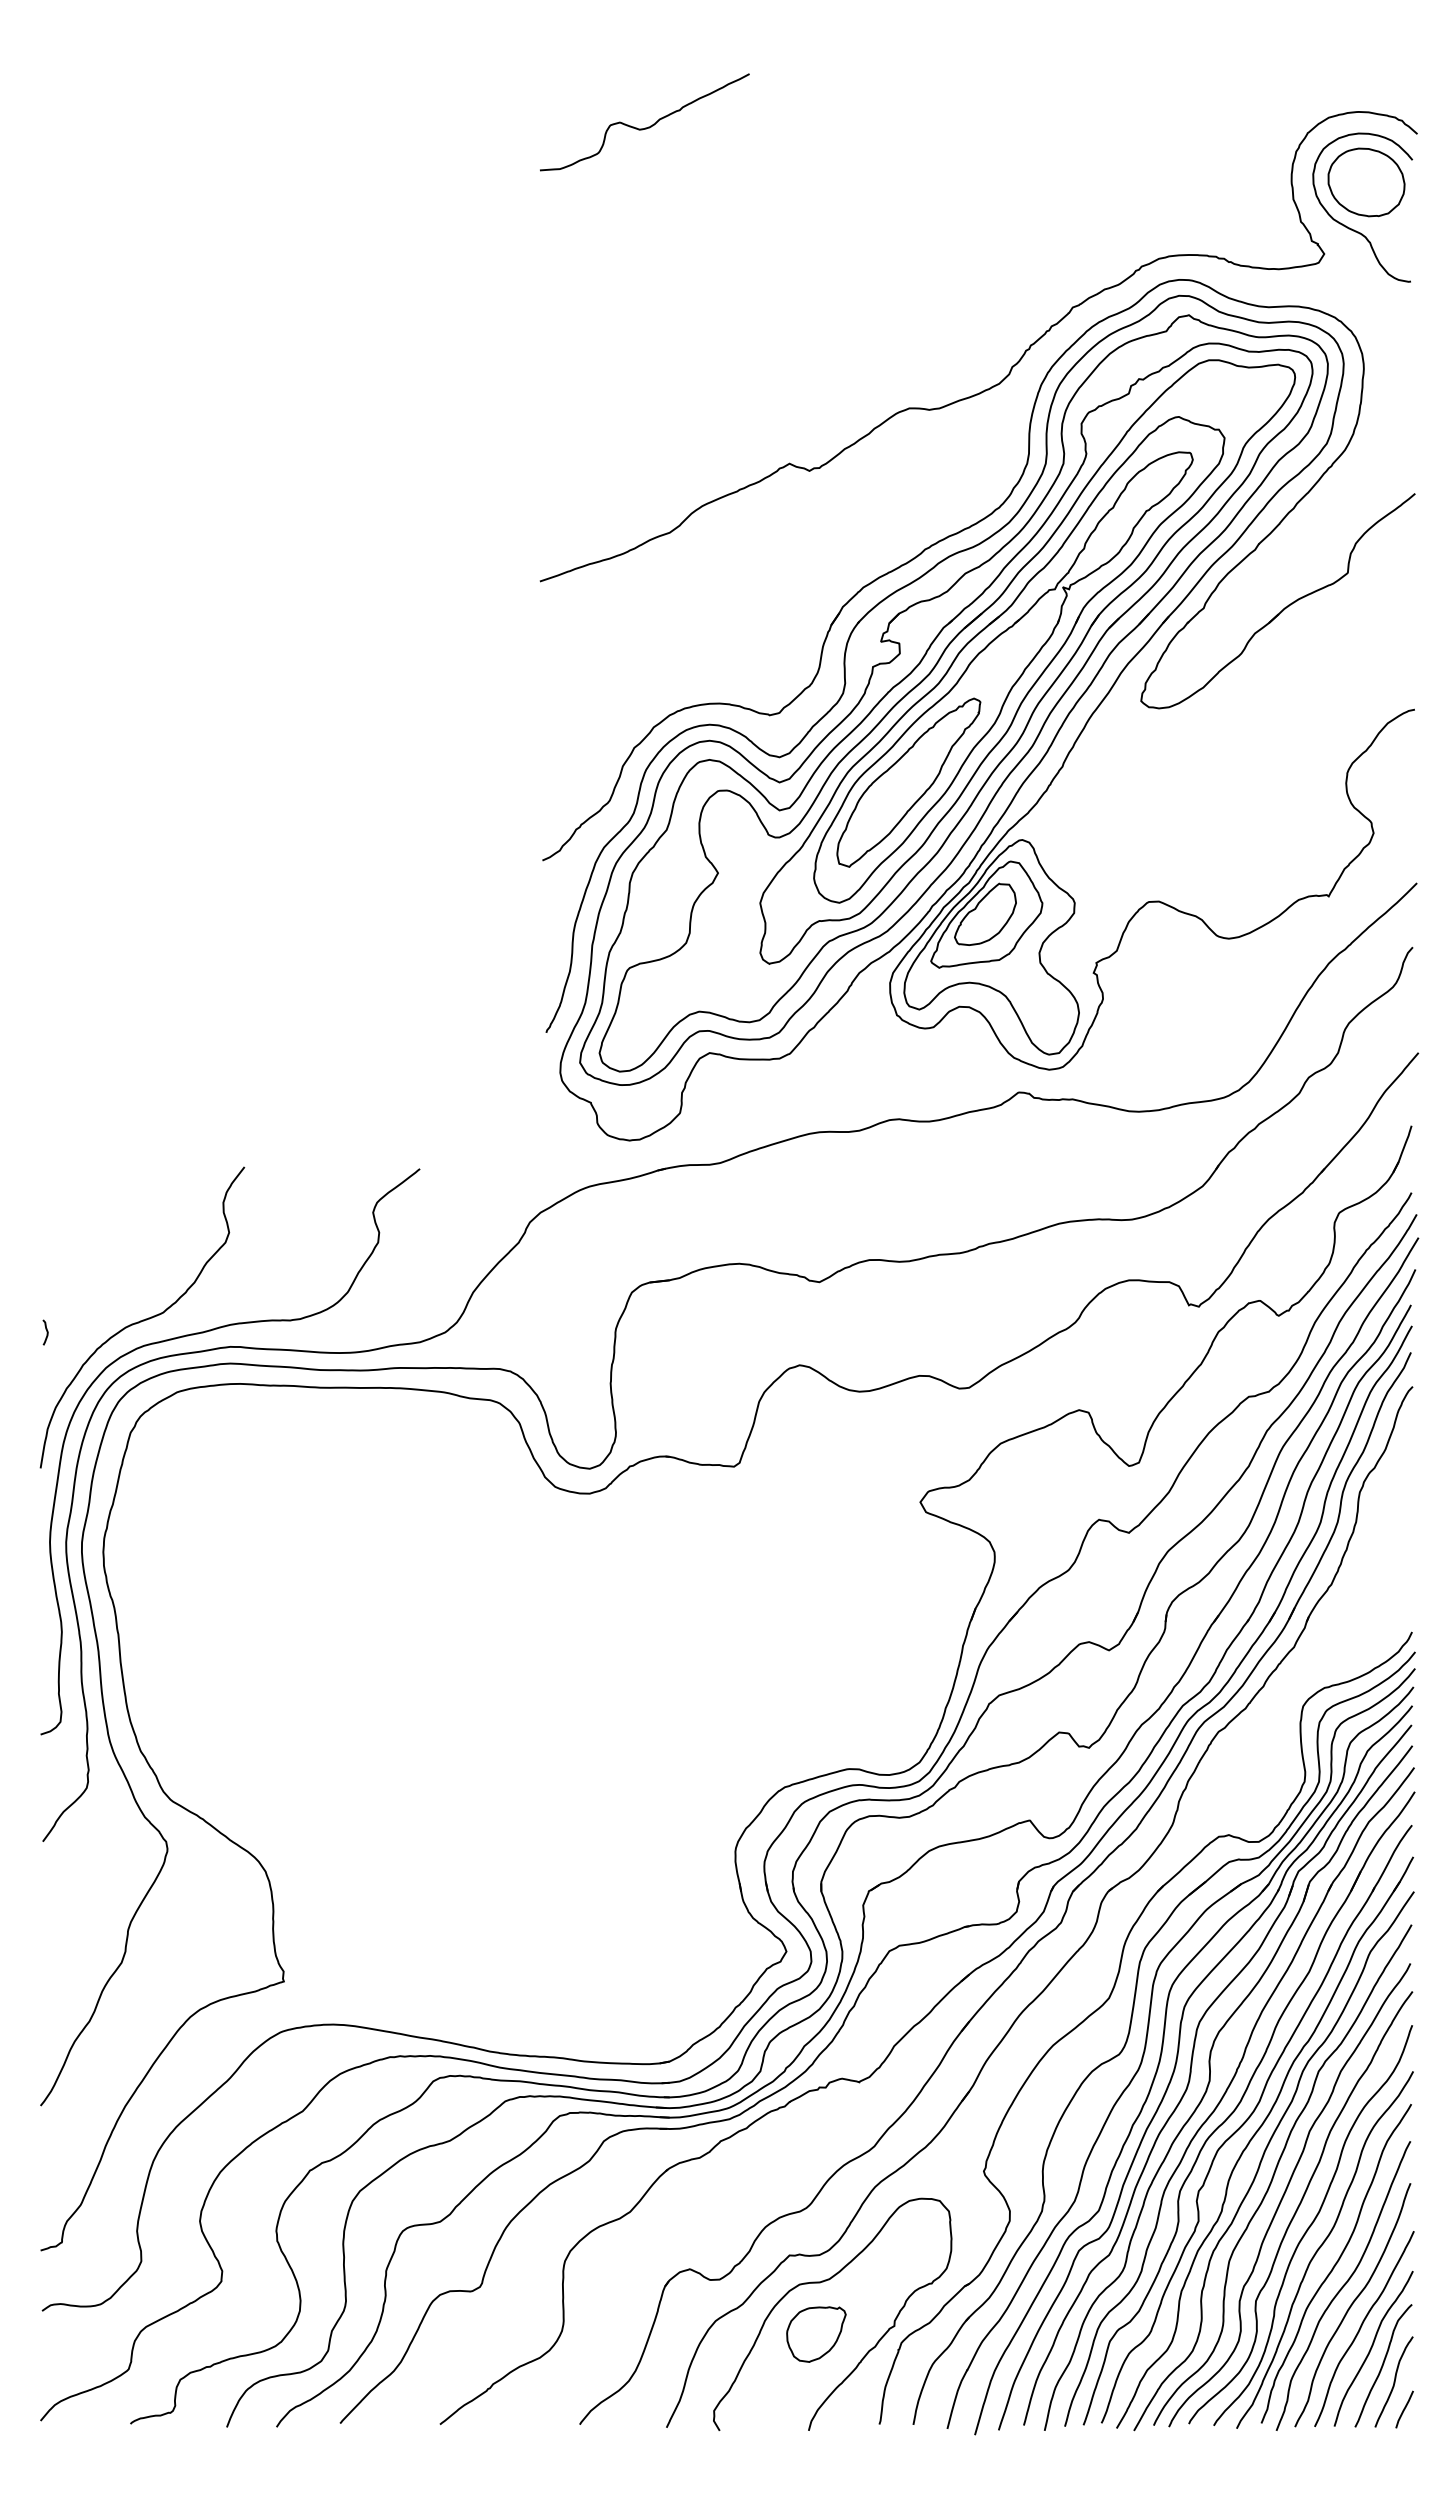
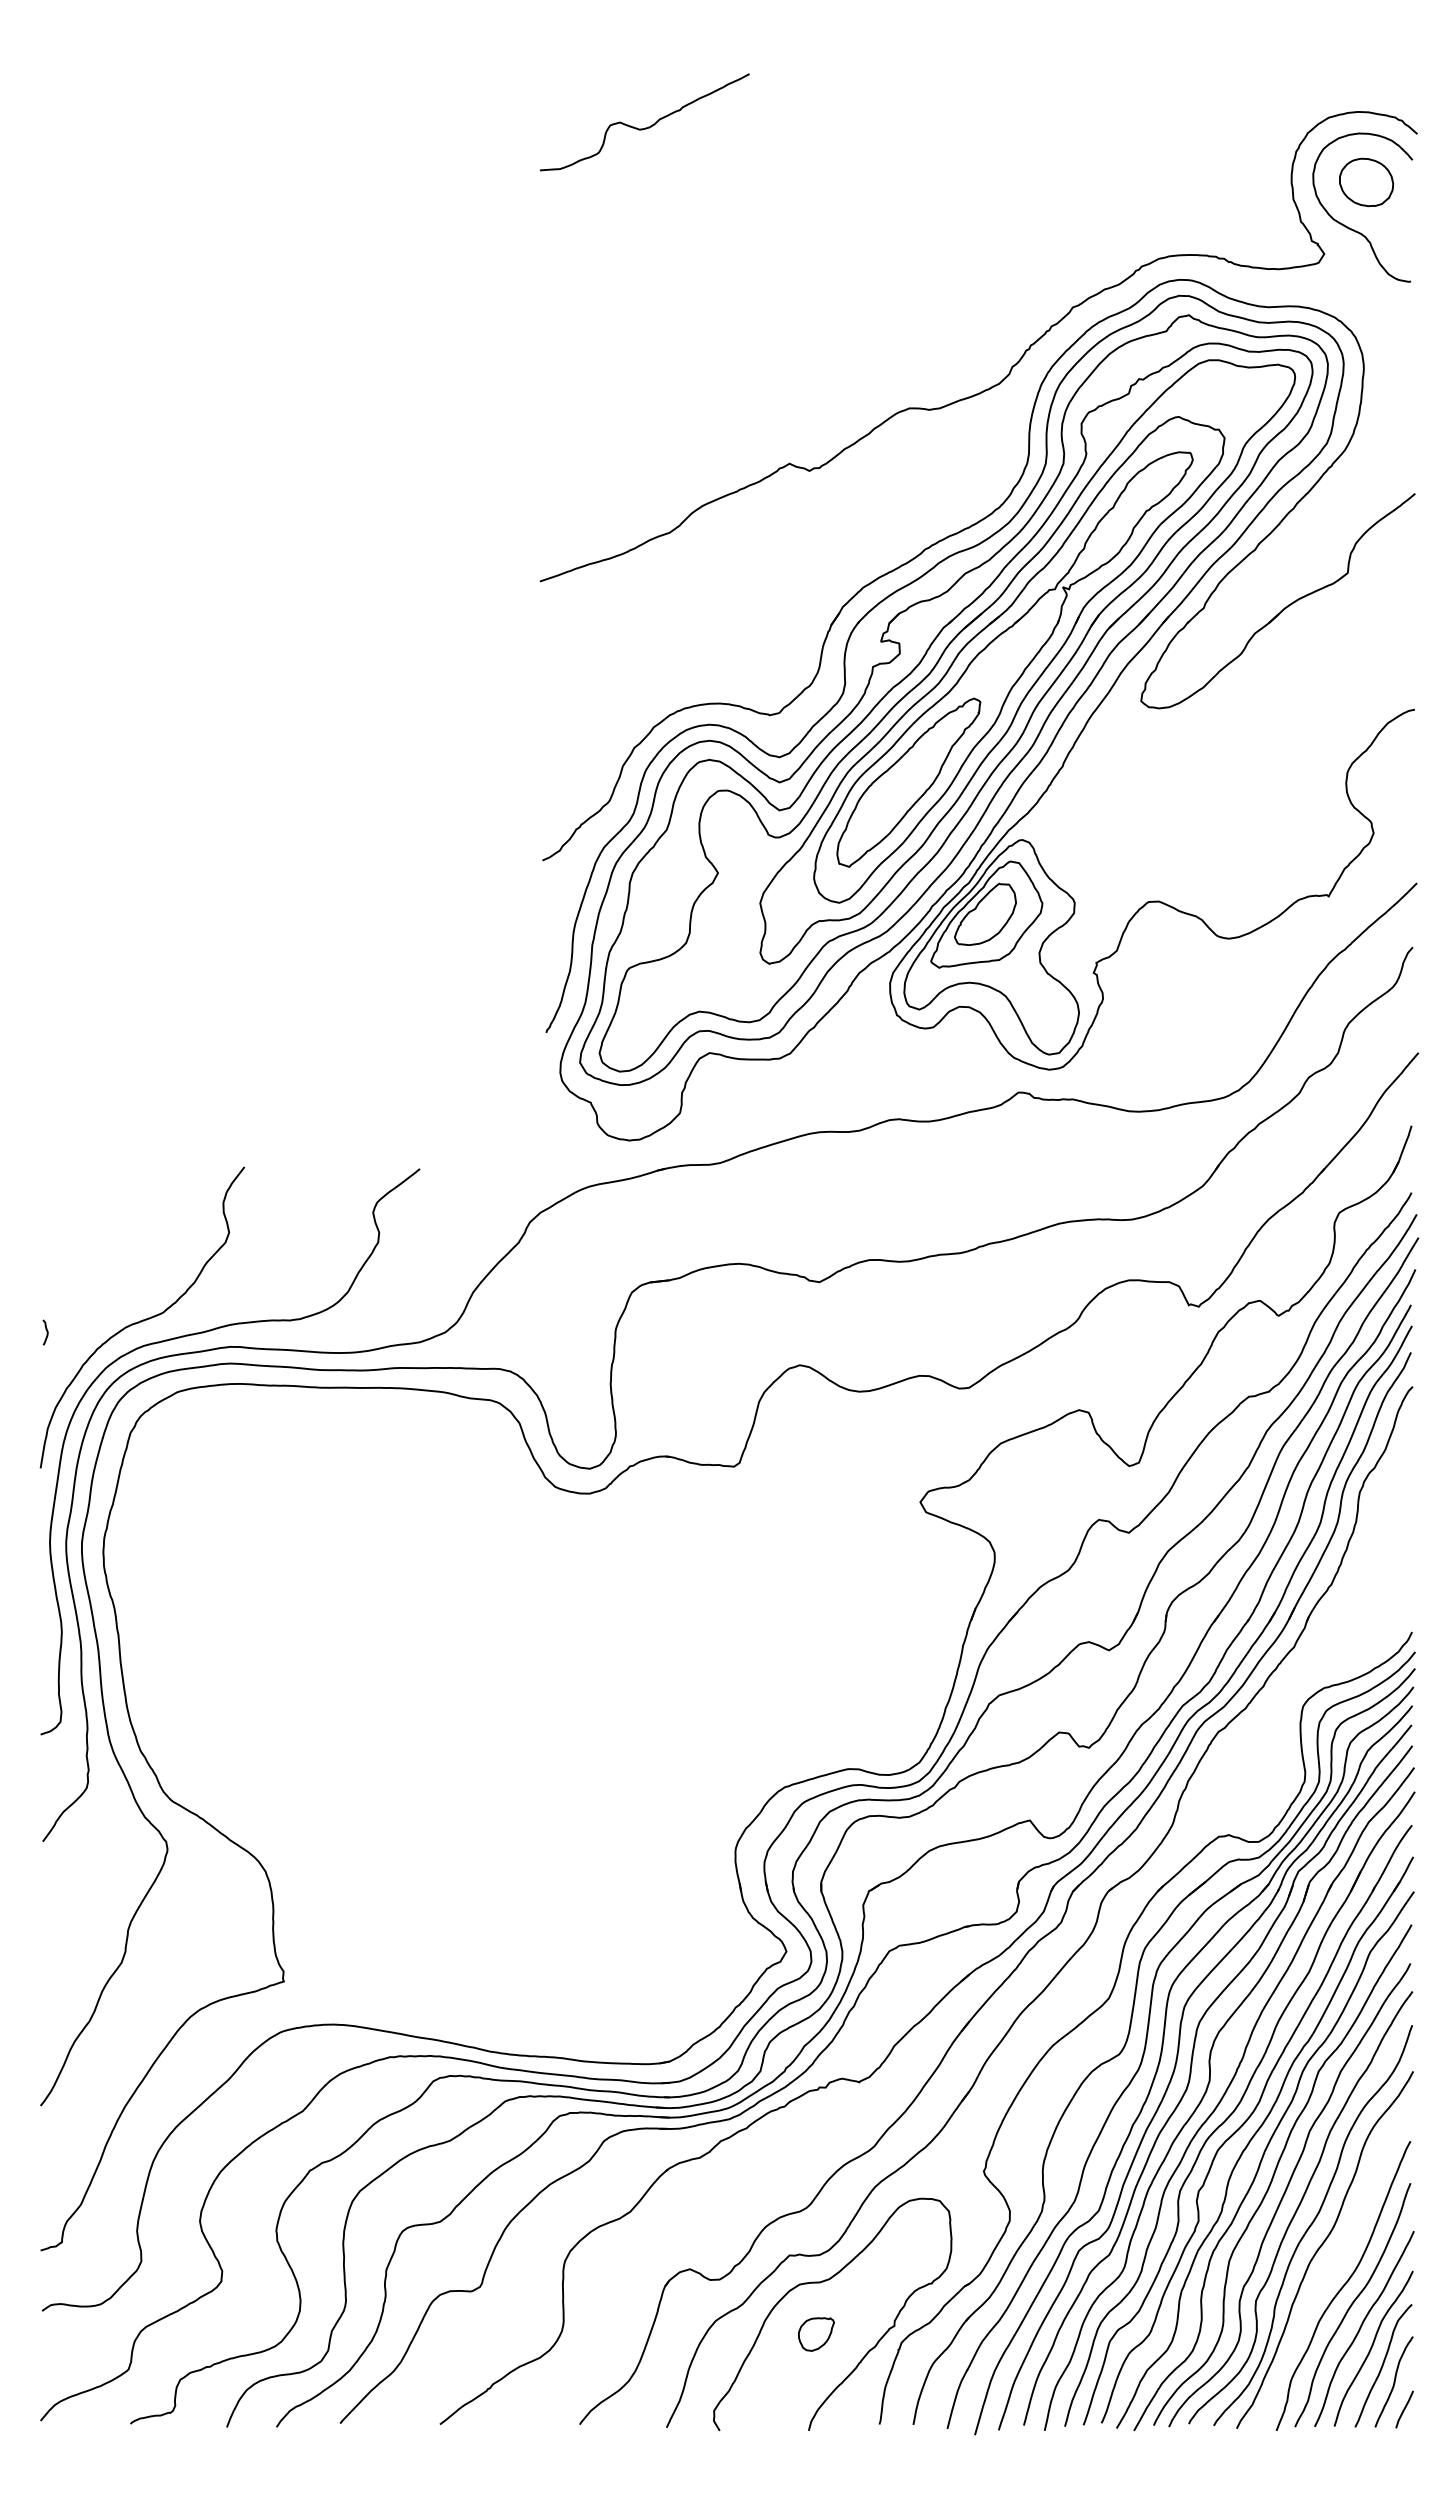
part size: 79x71 px -> 56x51 px (1366, 182)
curve: present -> none (1335, 2263)
part size: 61x57 px -> 37x35 px (816, 2334)
